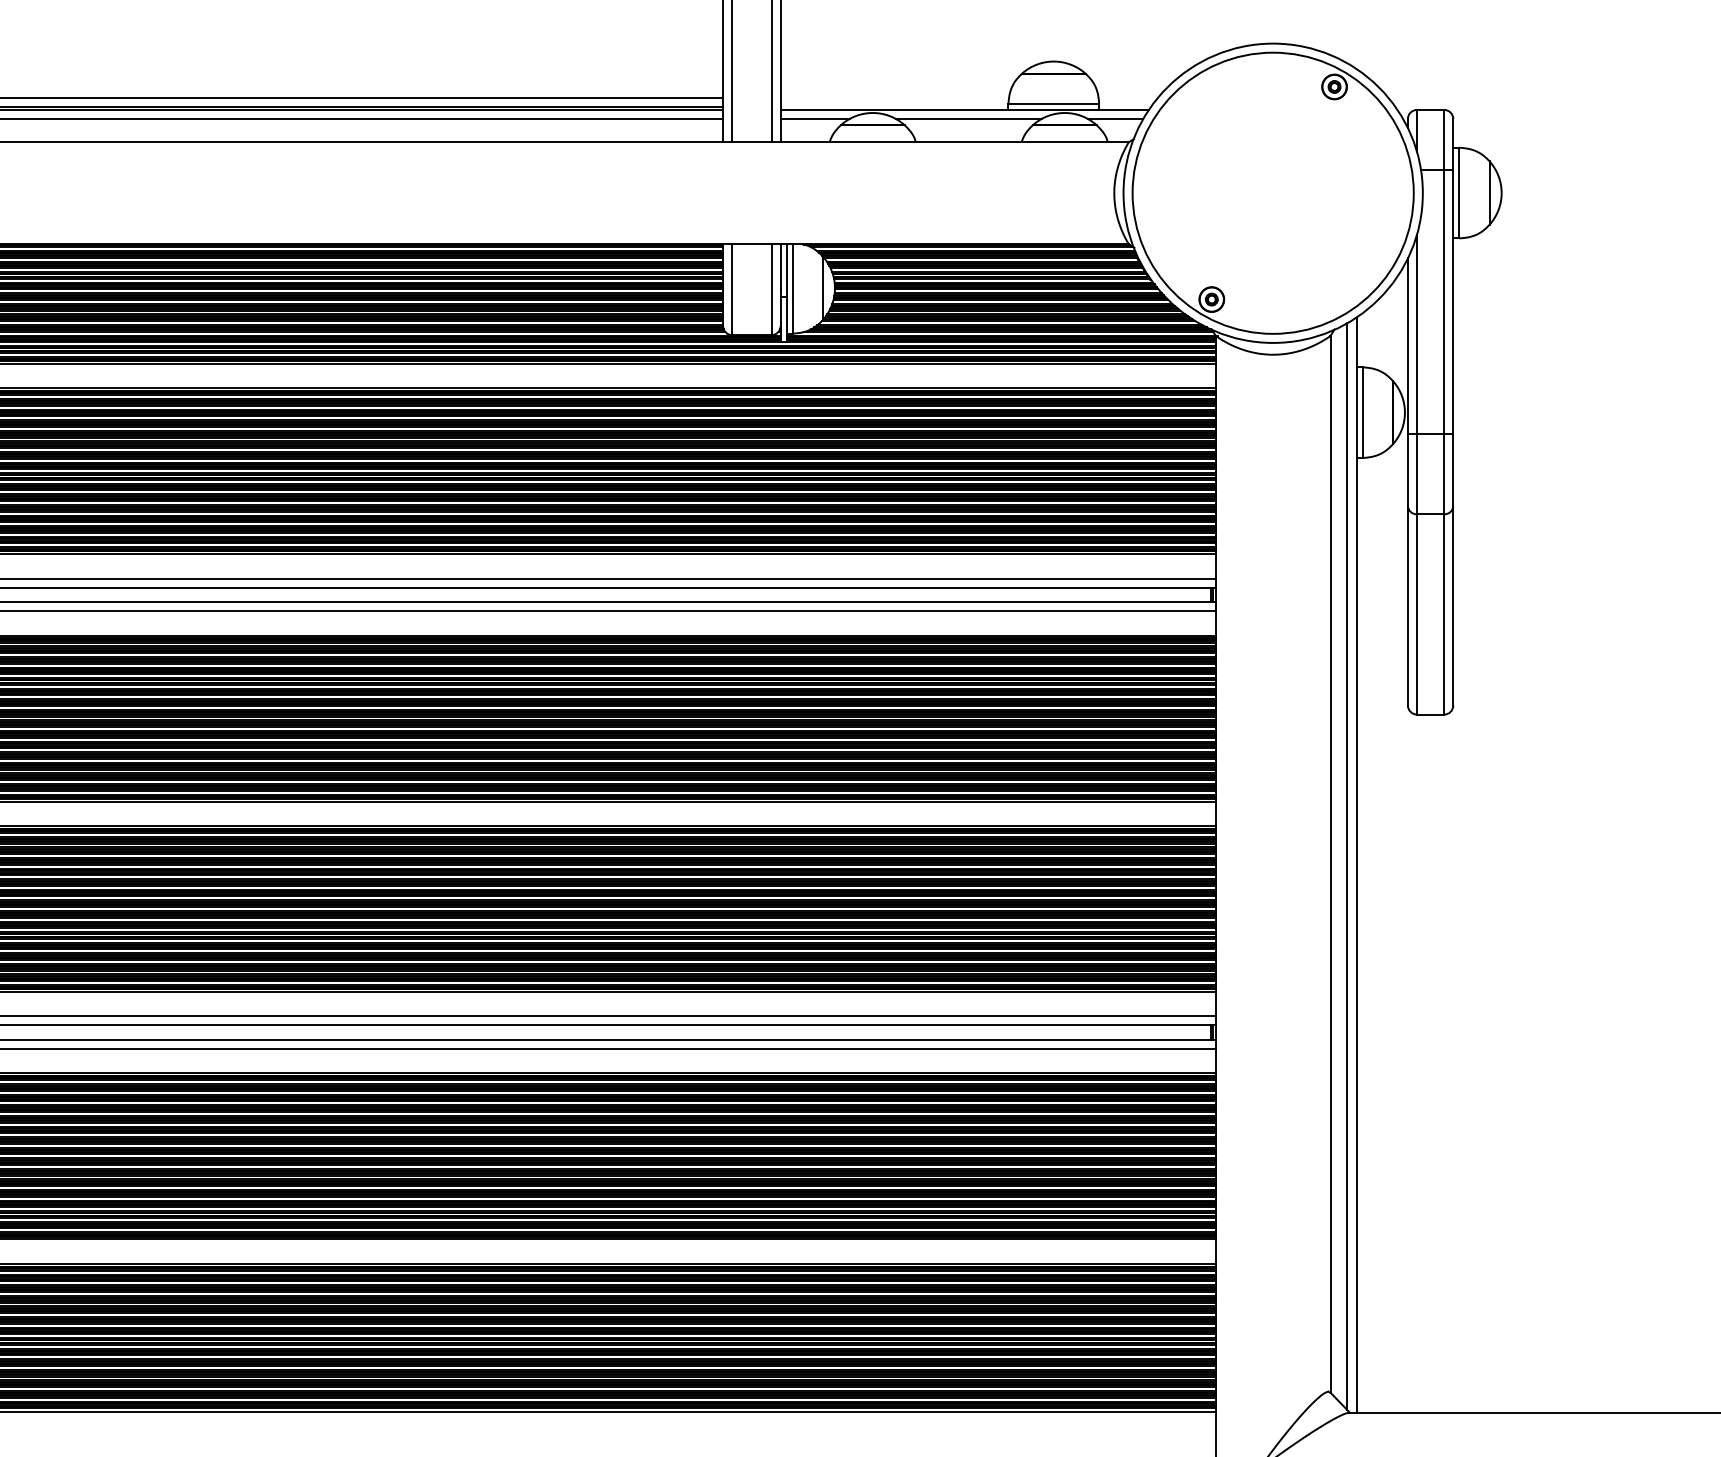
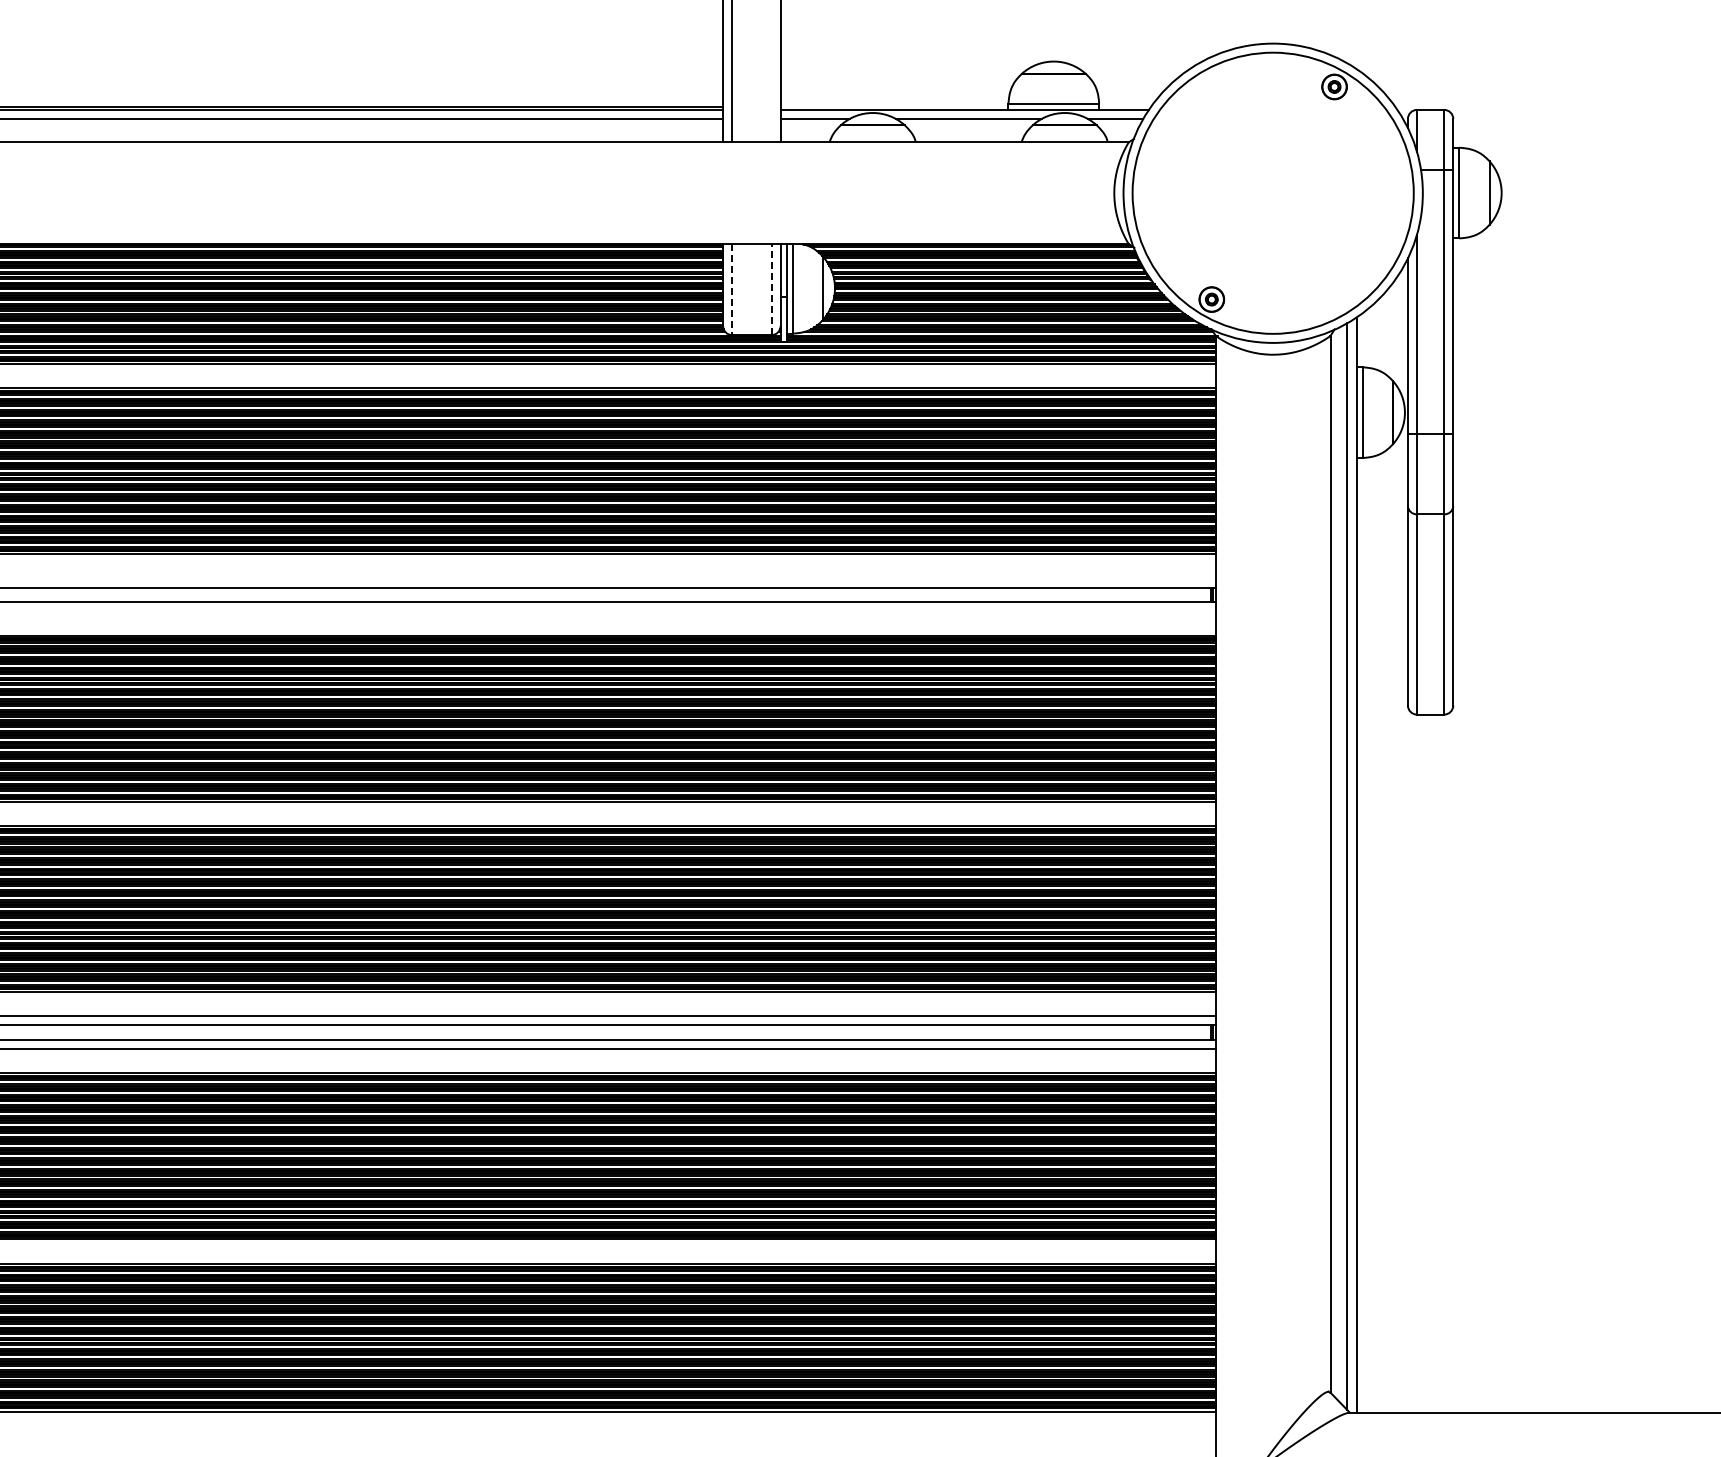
line: present -> none (771, 72)
line: present -> none (362, 97)
line: solid -> dashed (771, 289)
line: solid -> dashed (732, 290)
line: present -> none (608, 578)
line: present -> none (608, 611)
